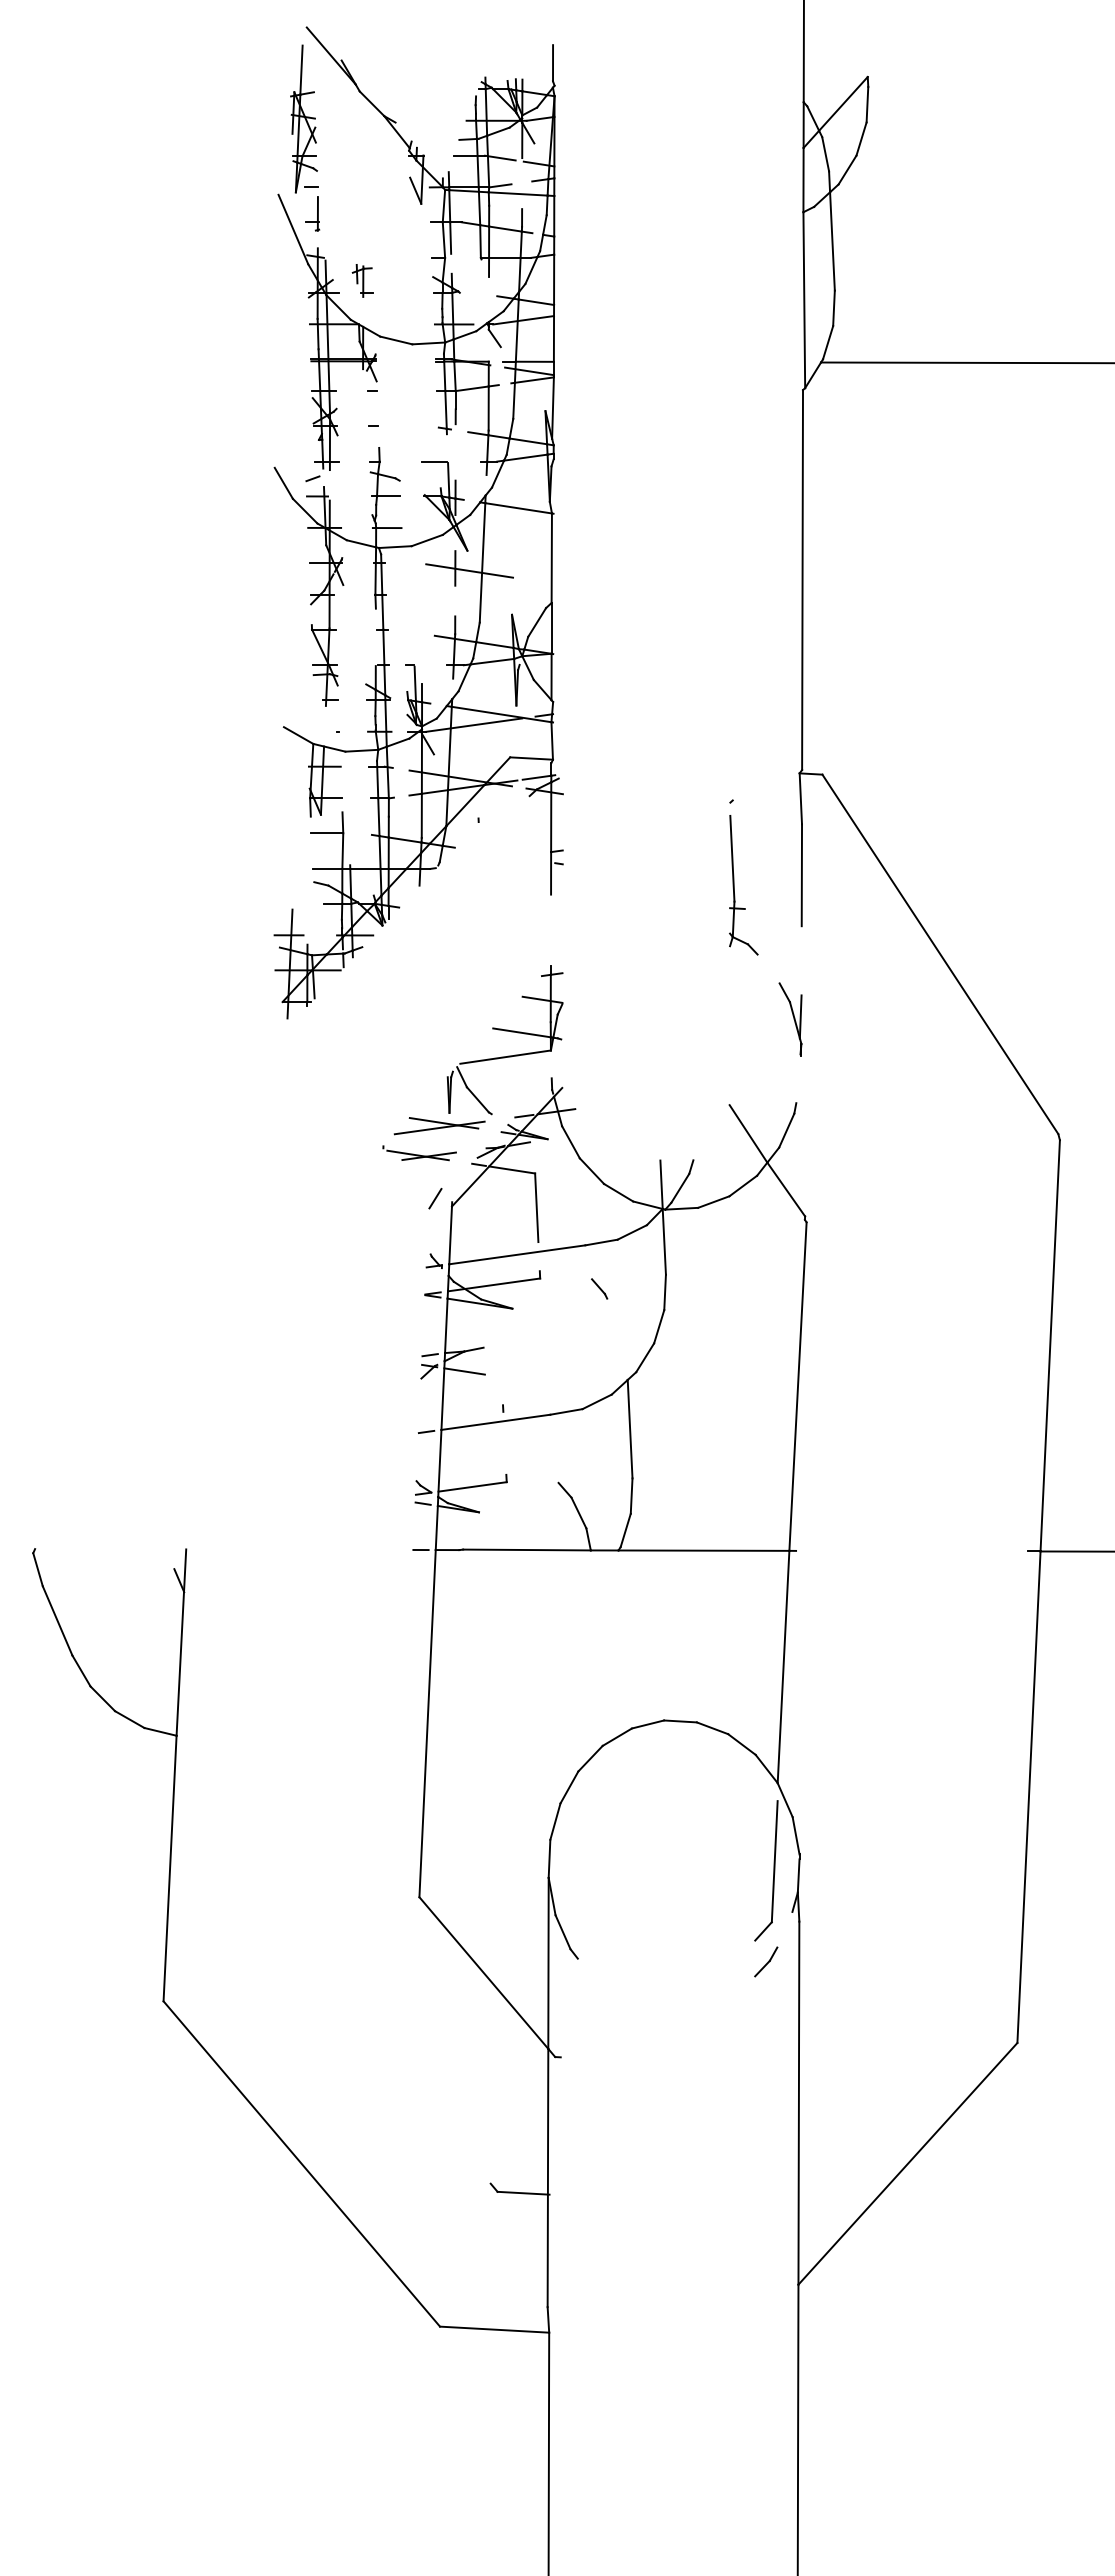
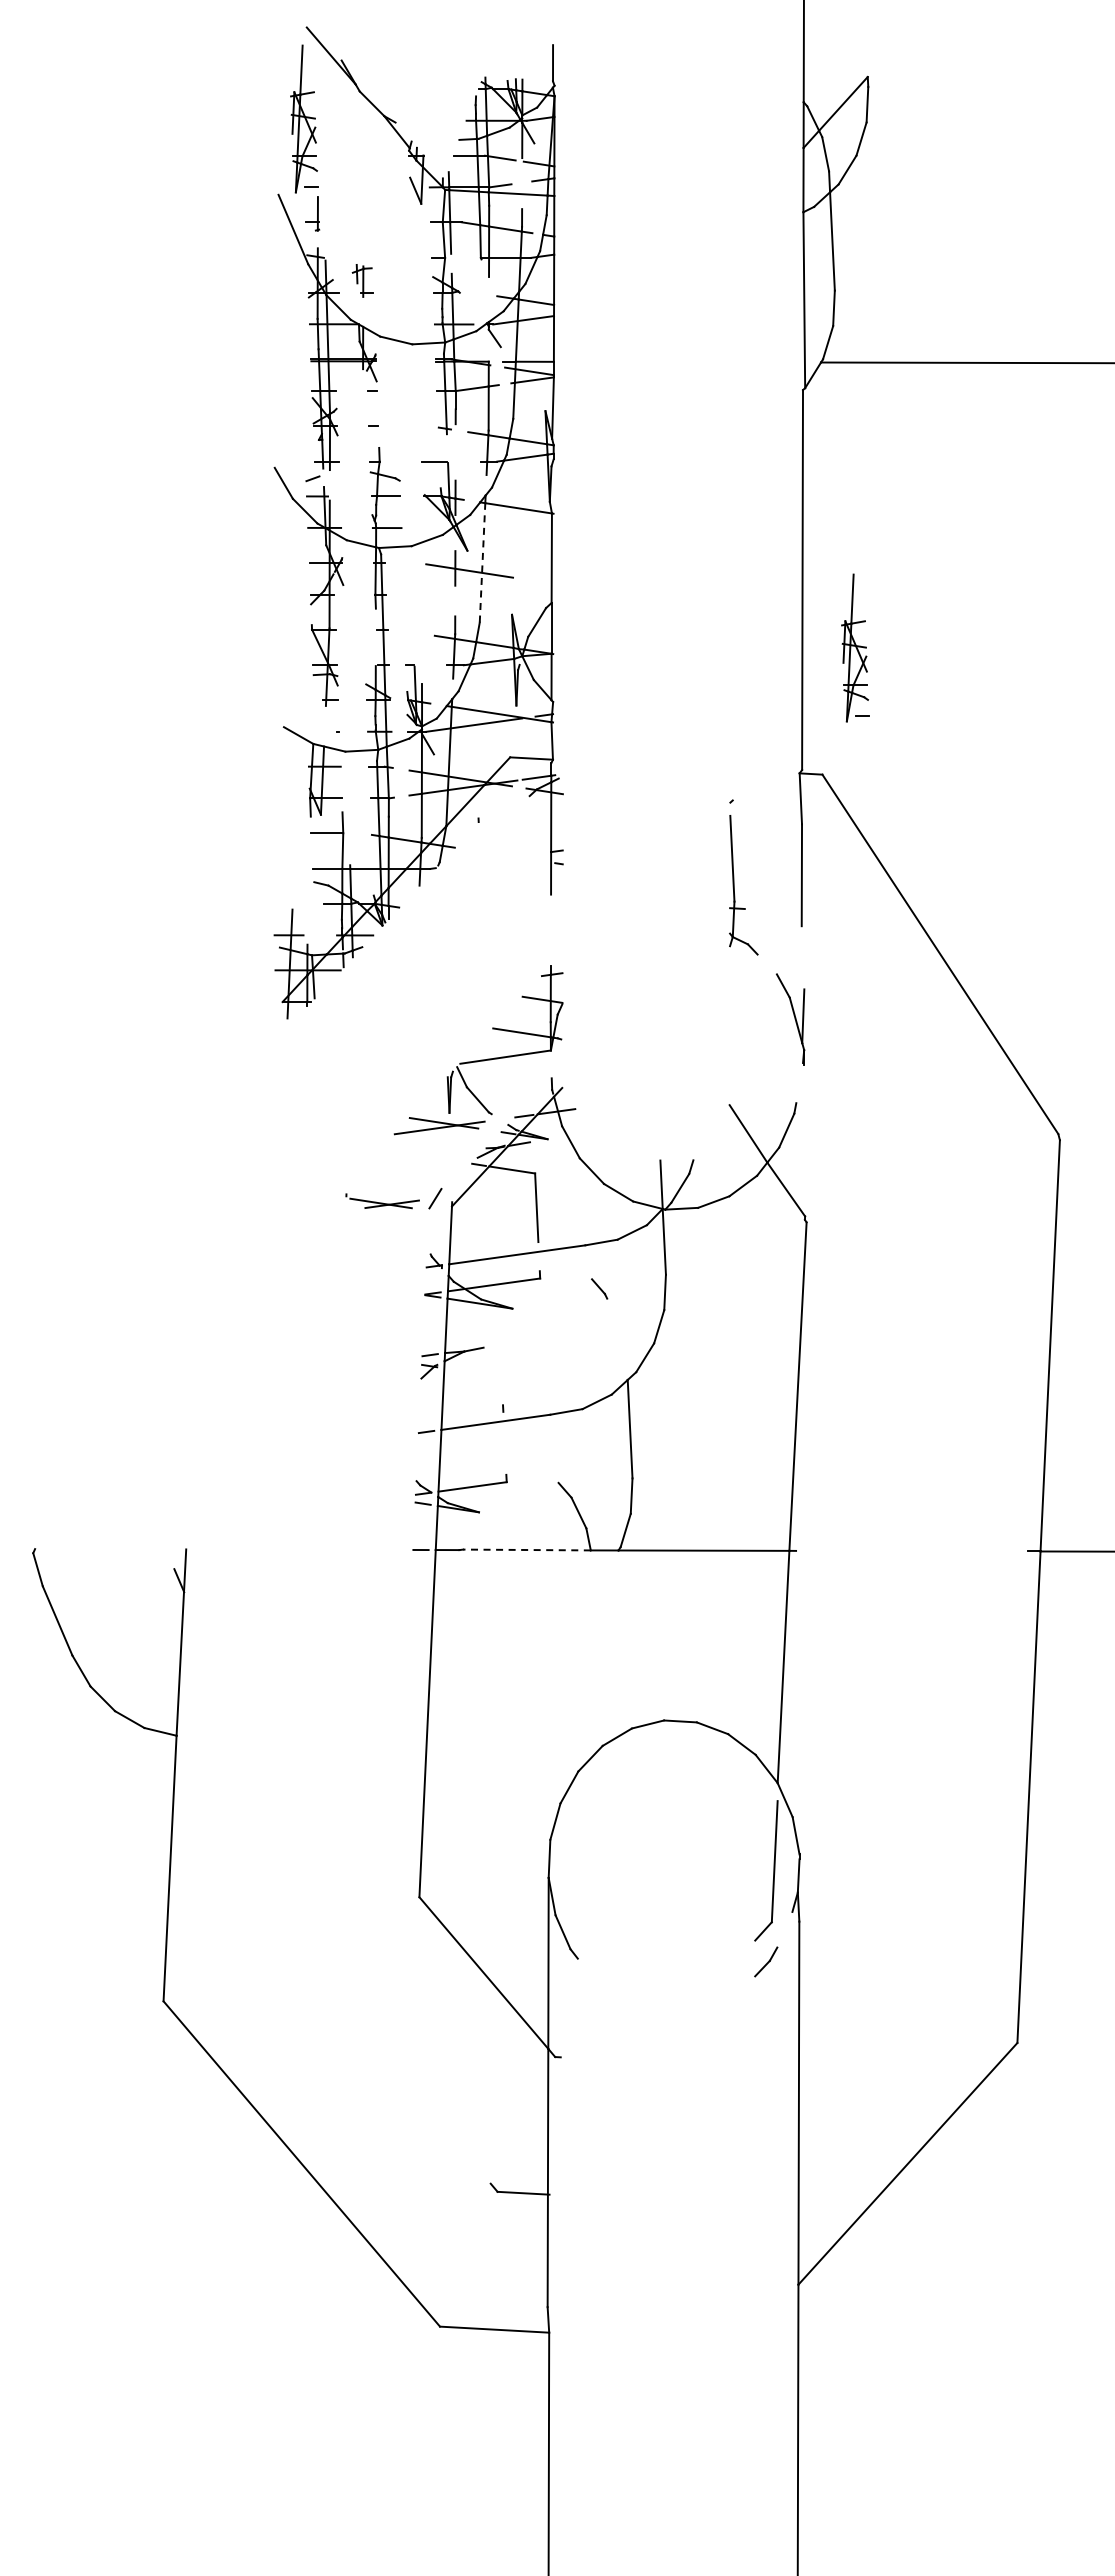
line: solid -> dashed (482, 562)
part: none -> present (855, 647)
part size: 25x75 px -> 31x93 px (790, 1019)
part position: (419, 1153) -> (382, 1201) (382, 1201)
line: present -> none (464, 1371)
line: solid -> dashed (526, 1550)
